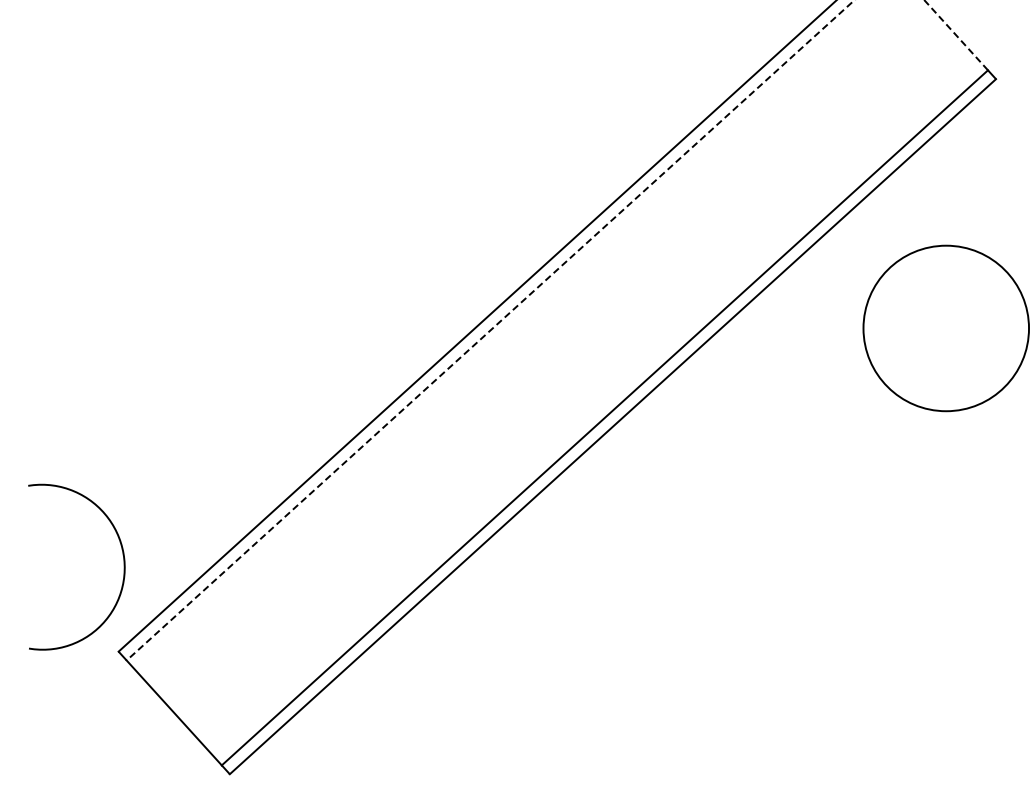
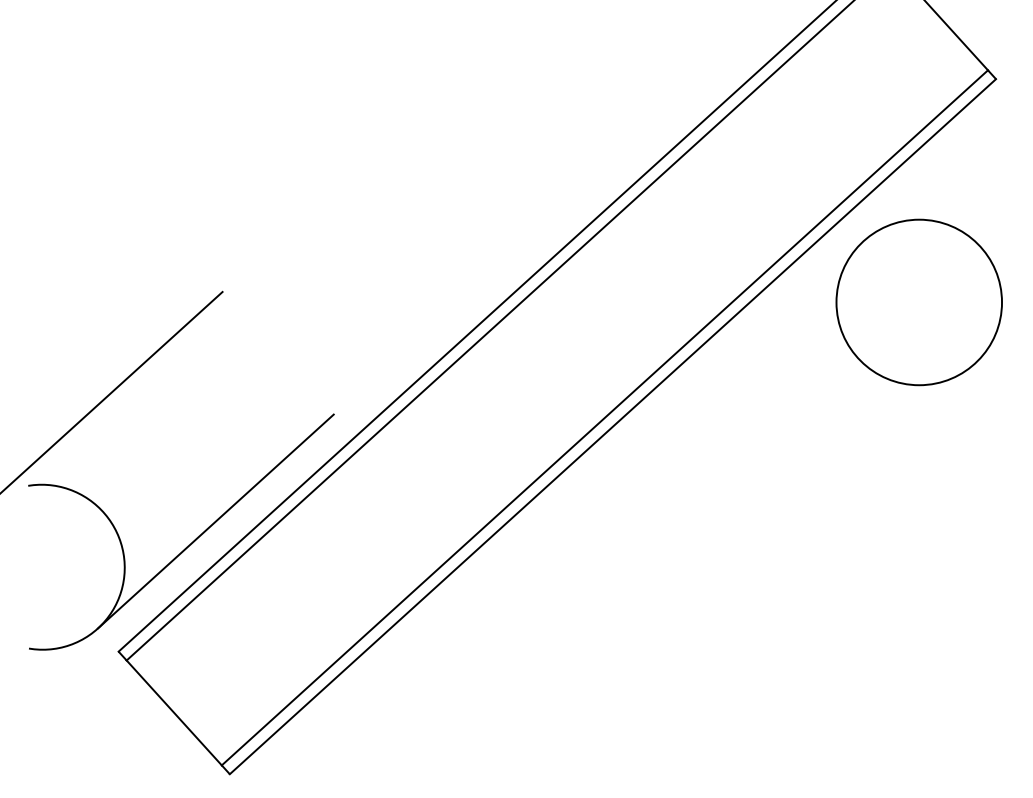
line: dashed -> solid (955, 34)
circle position: (945, 328) -> (918, 302) (918, 302)
line: dashed -> solid (490, 330)
line: none -> present (112, 391)
line: none -> present (215, 521)
